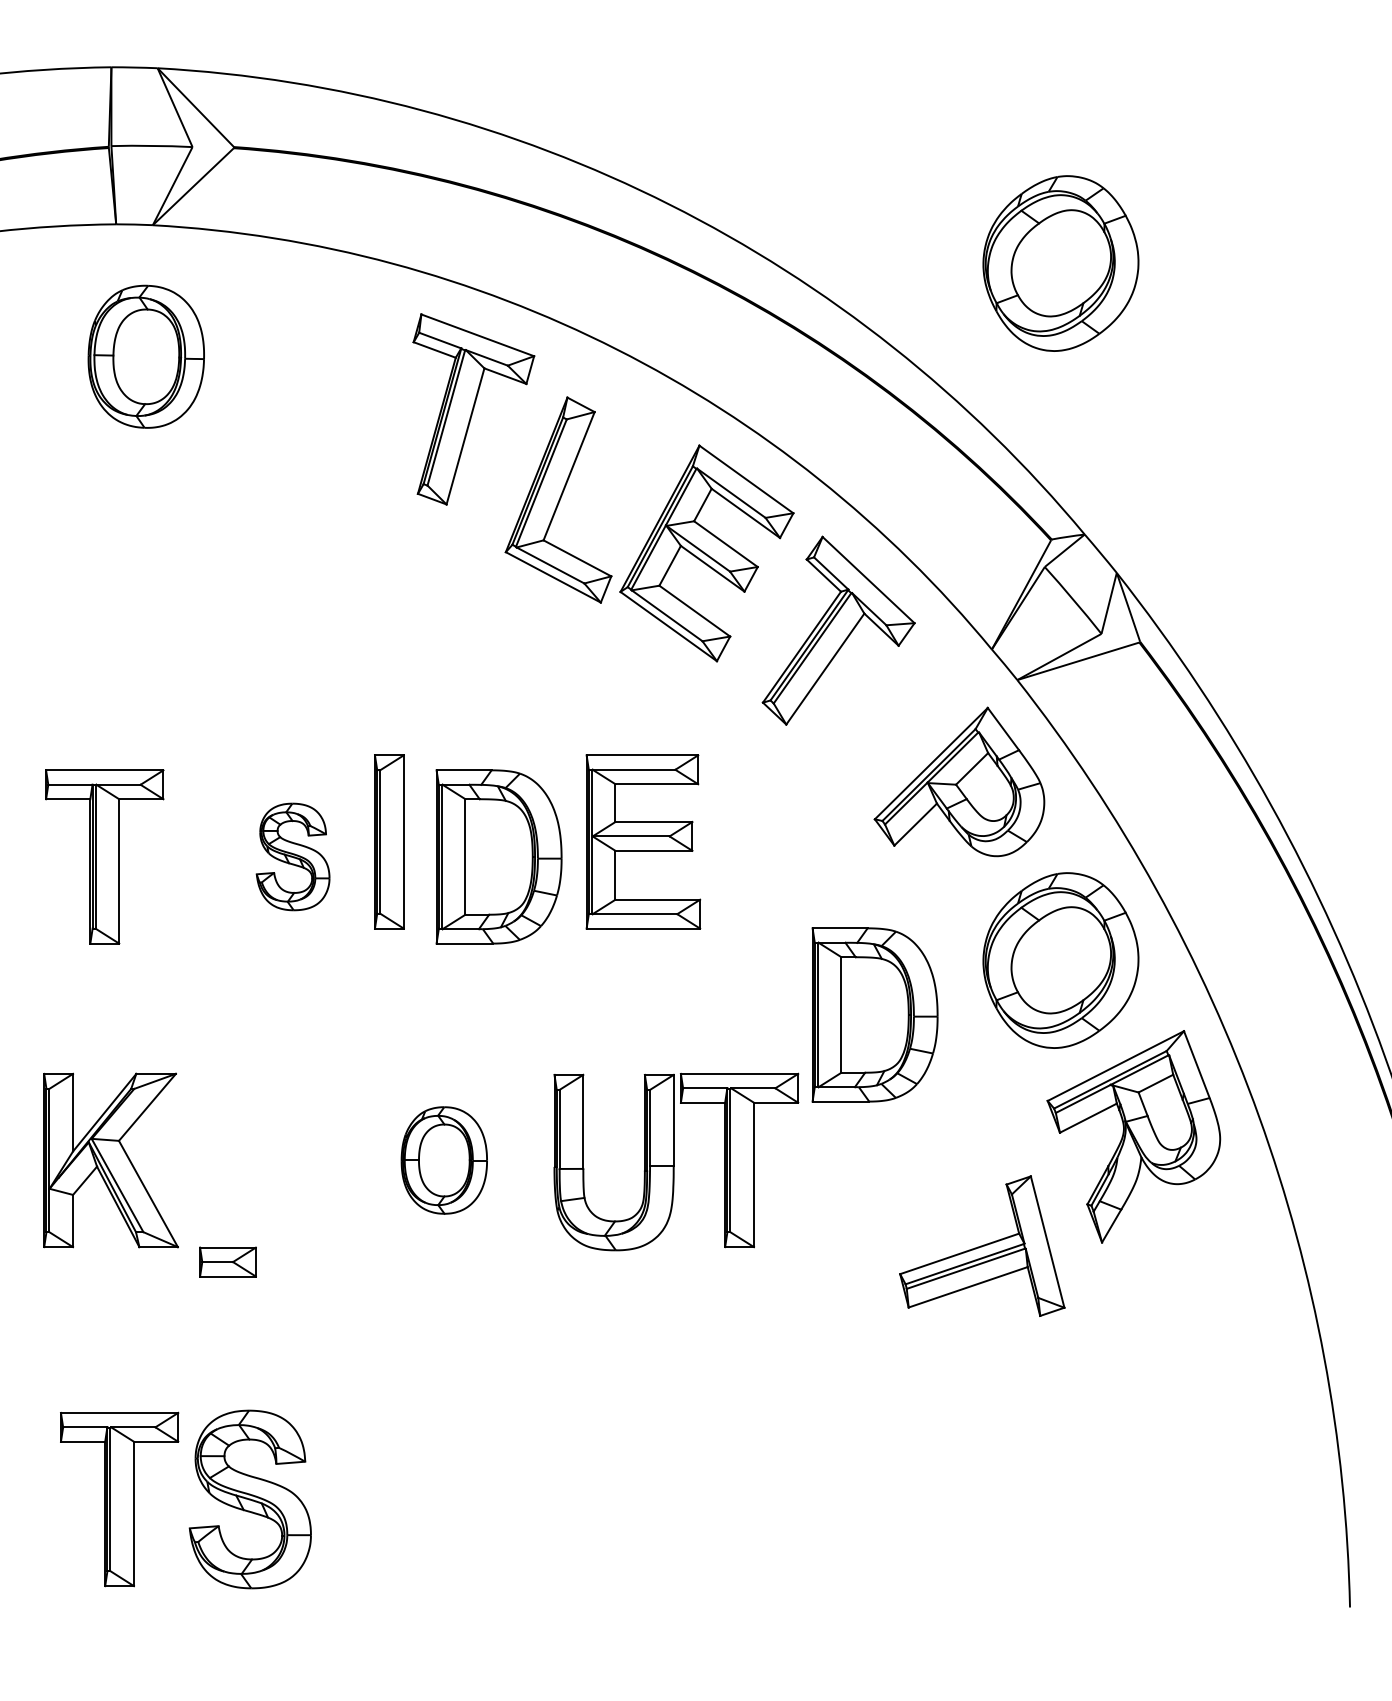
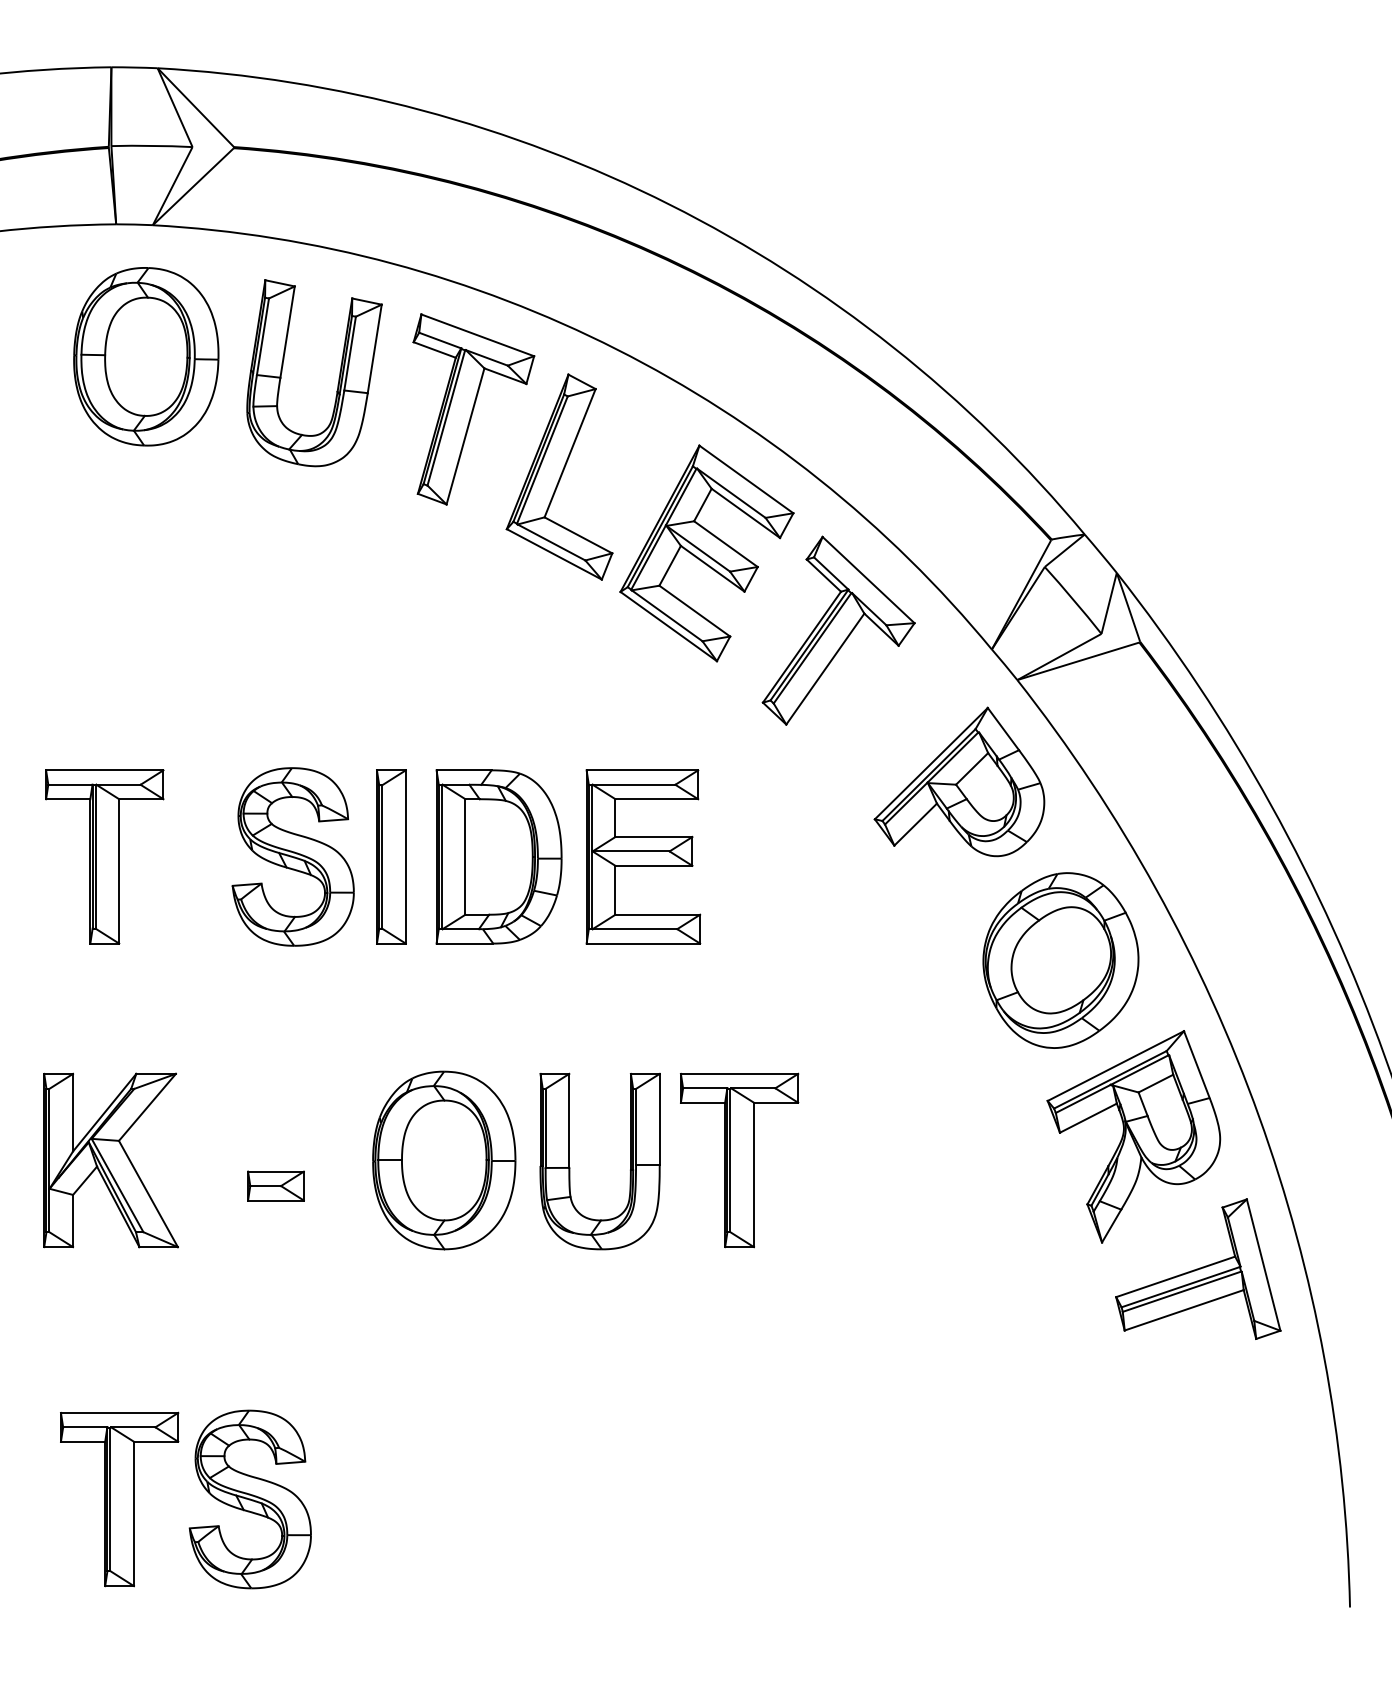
part: present -> none (1060, 263)
part size: 118x145 px -> 147x180 px (146, 356)
part: none -> present (338, 377)
part position: (558, 499) -> (559, 476) (559, 476)
part position: (389, 841) -> (391, 856) (391, 856)
part position: (643, 841) -> (643, 856) (643, 856)
part size: 76x110 px -> 124x180 px (292, 856)
part: present -> none (874, 1014)
part size: 88x109 px -> 145x181 px (444, 1160)
part position: (584, 1168) -> (570, 1167) (570, 1167)
part position: (982, 1245) -> (1198, 1268) (1198, 1268)
part position: (227, 1261) -> (275, 1185) (275, 1185)
